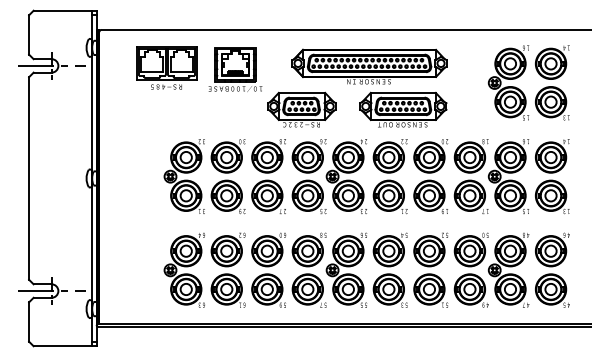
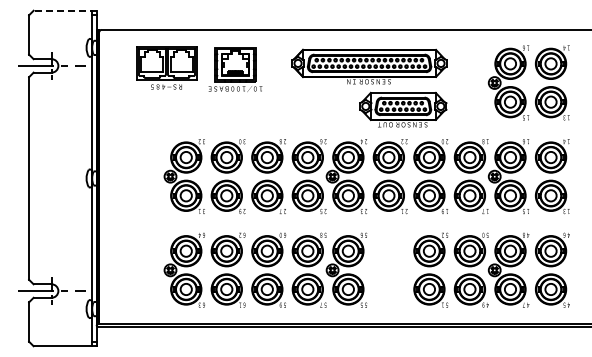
line: solid -> dashed (65, 10)
part: present -> none (301, 109)
part: present -> none (389, 269)
